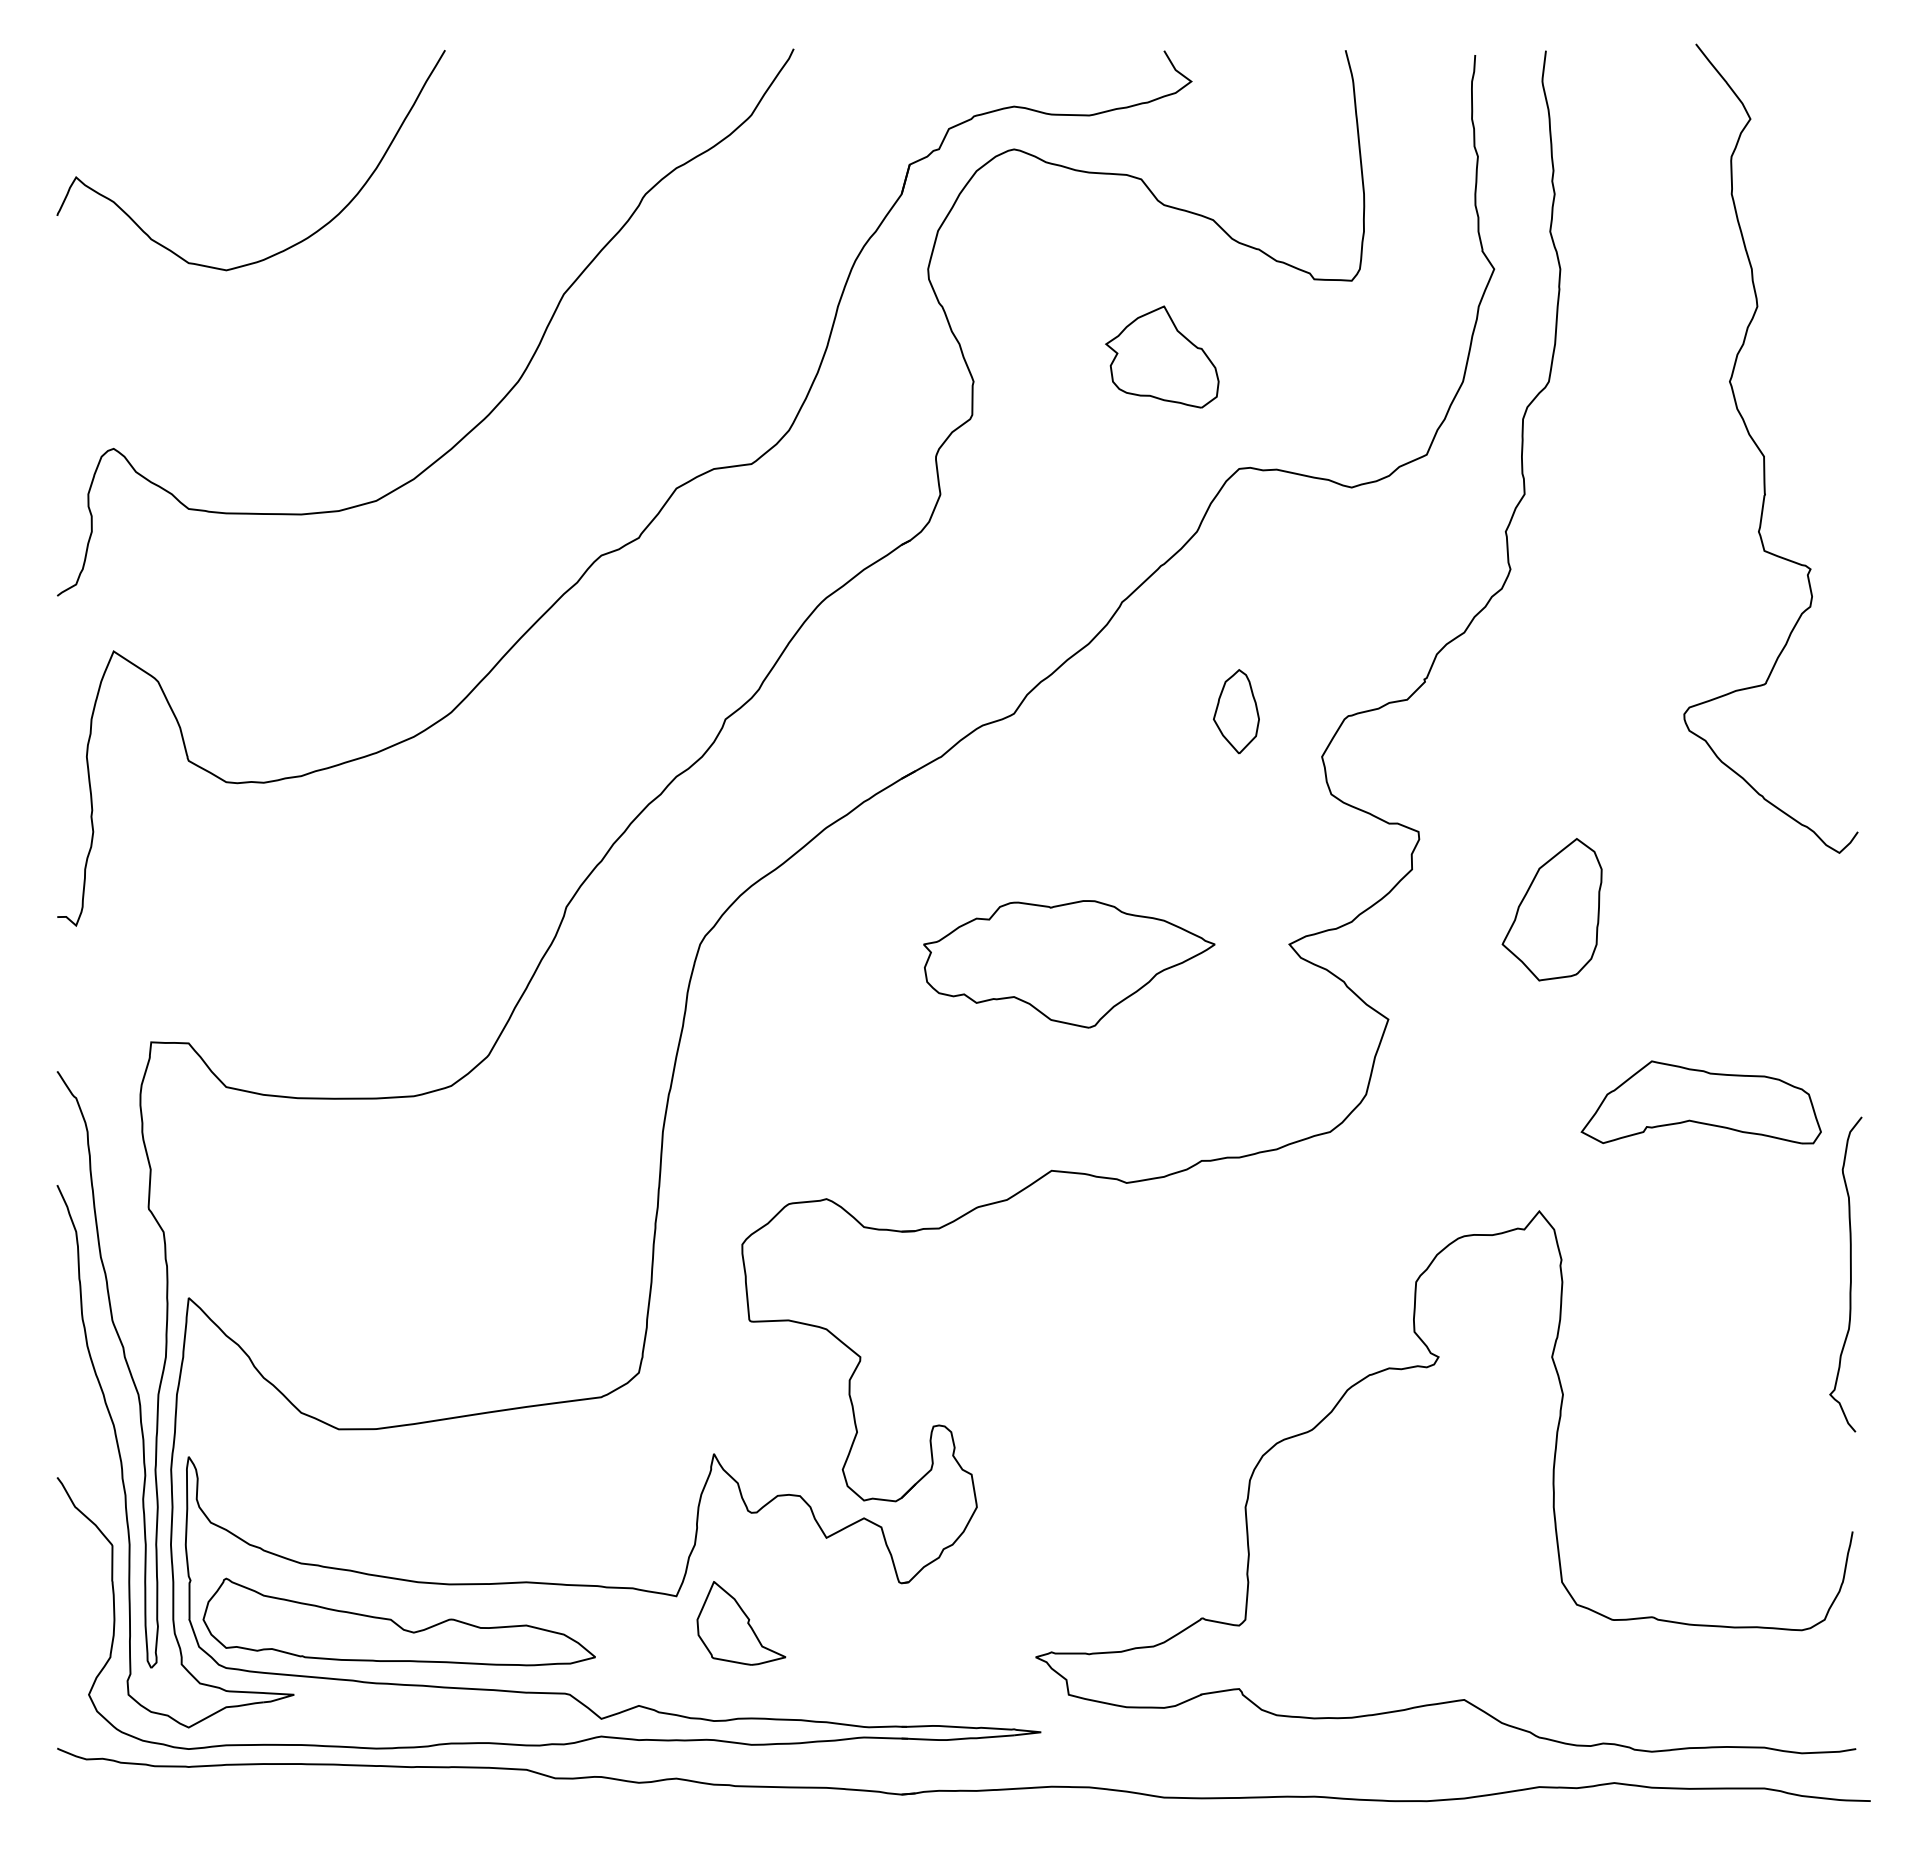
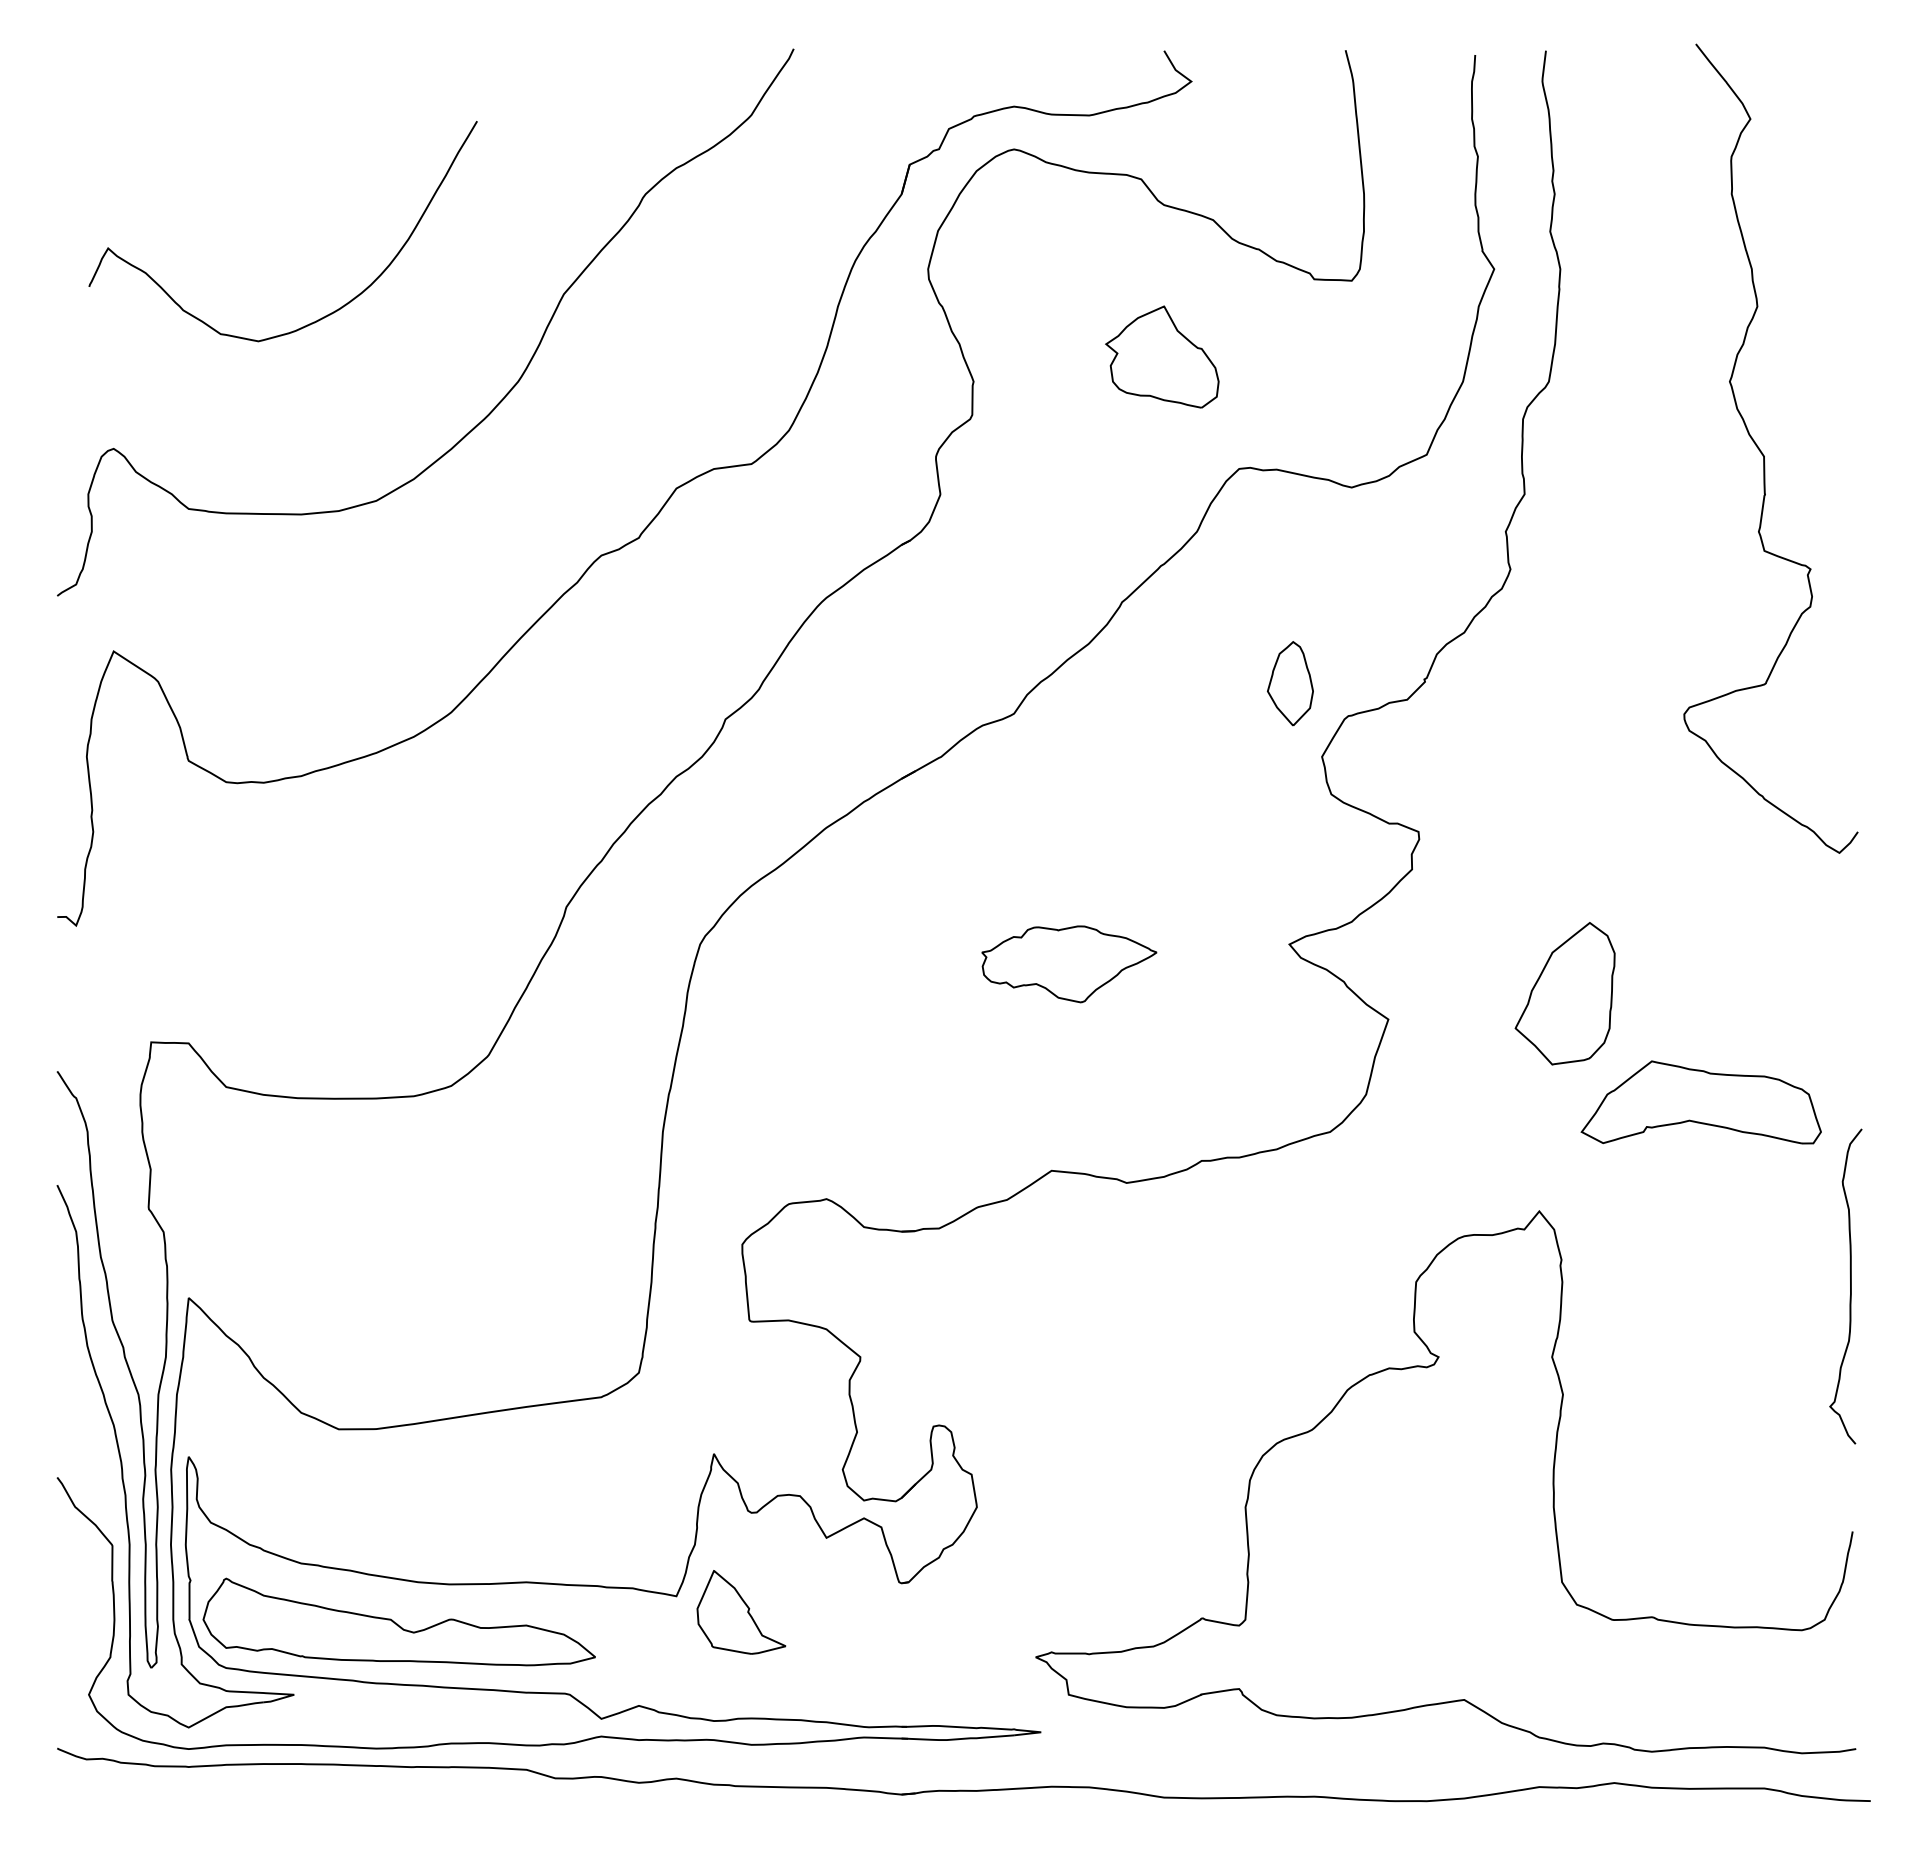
curve position: (293, 244) -> (325, 315) (325, 315)
part position: (1236, 711) -> (1290, 683) (1290, 683)
part position: (1551, 909) -> (1564, 993) (1564, 993)
part size: 293x129 px -> 177x79 px (1069, 964)
curve position: (1850, 1274) -> (1850, 1286) (1850, 1286)
part position: (741, 1623) -> (741, 1612) (741, 1612)
